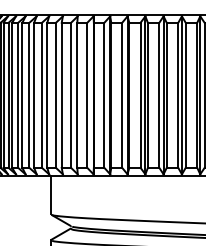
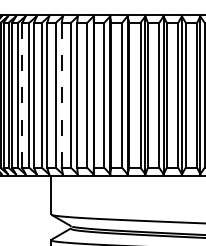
line: solid -> dashed (22, 95)
line: solid -> dashed (61, 95)
